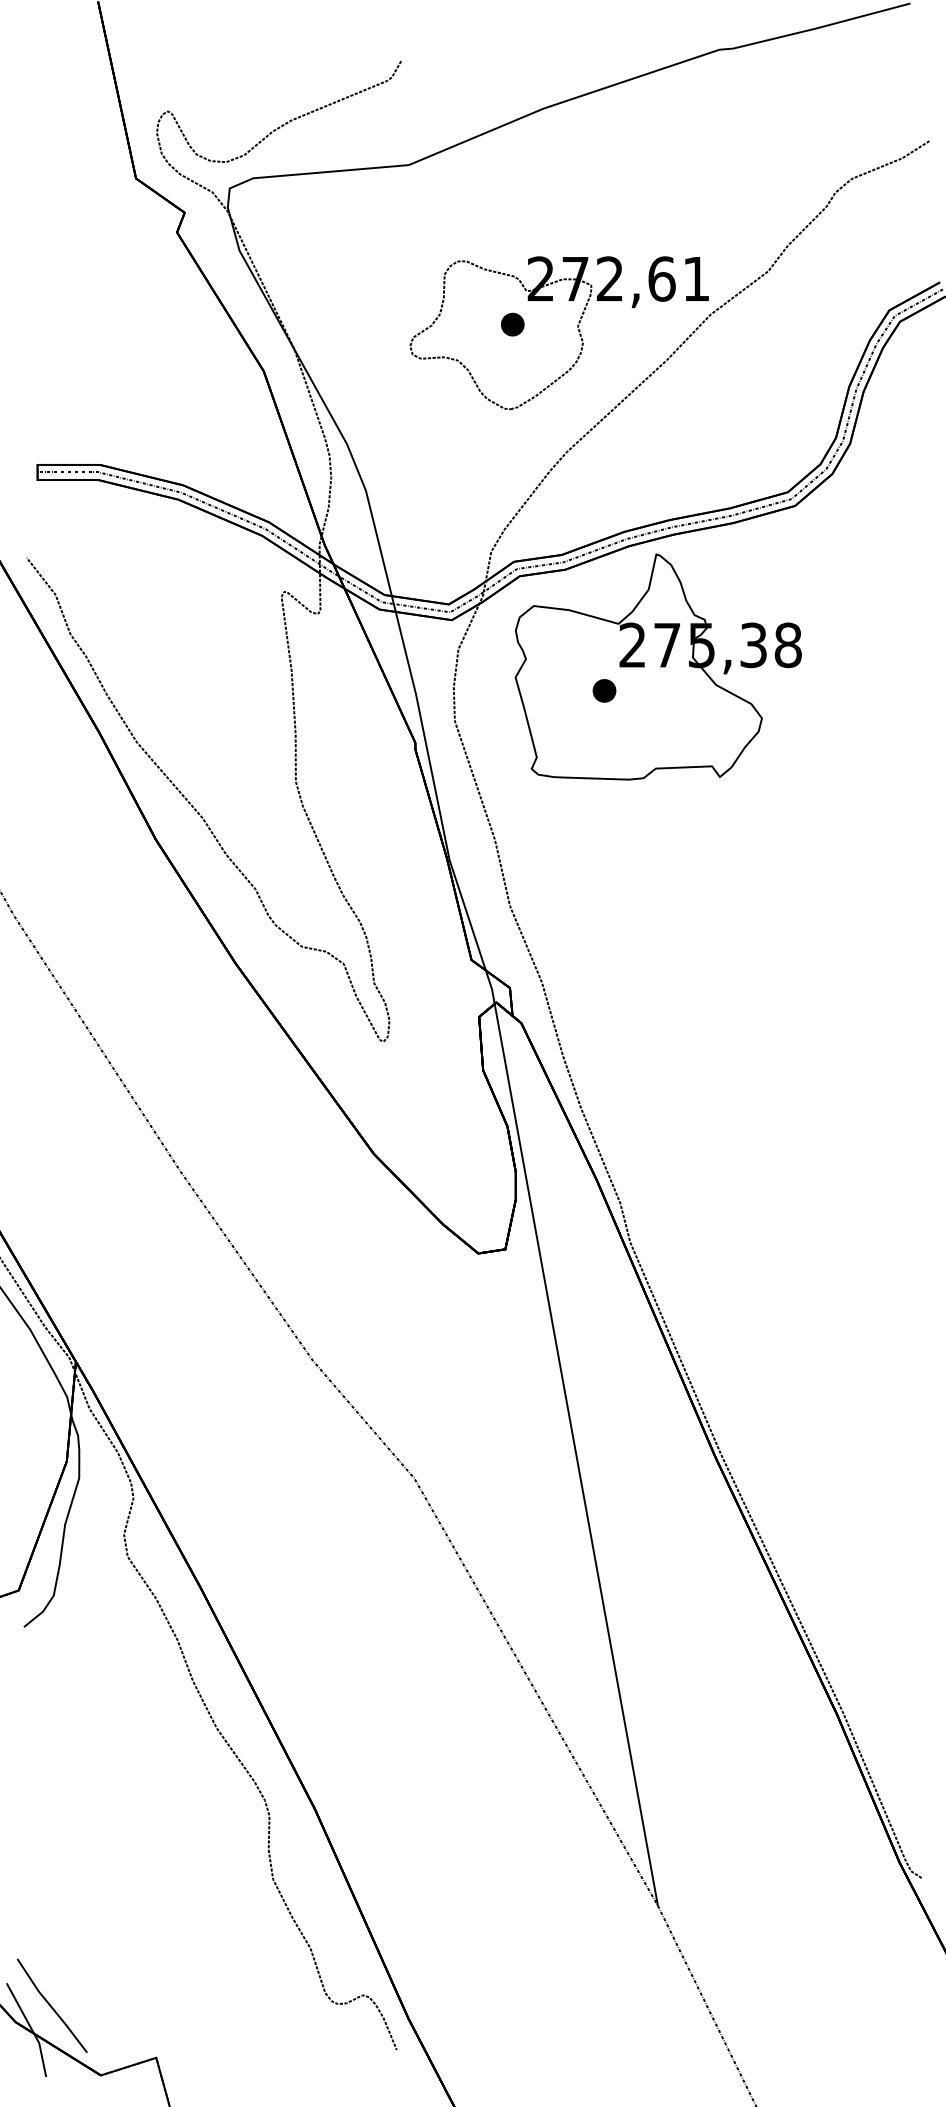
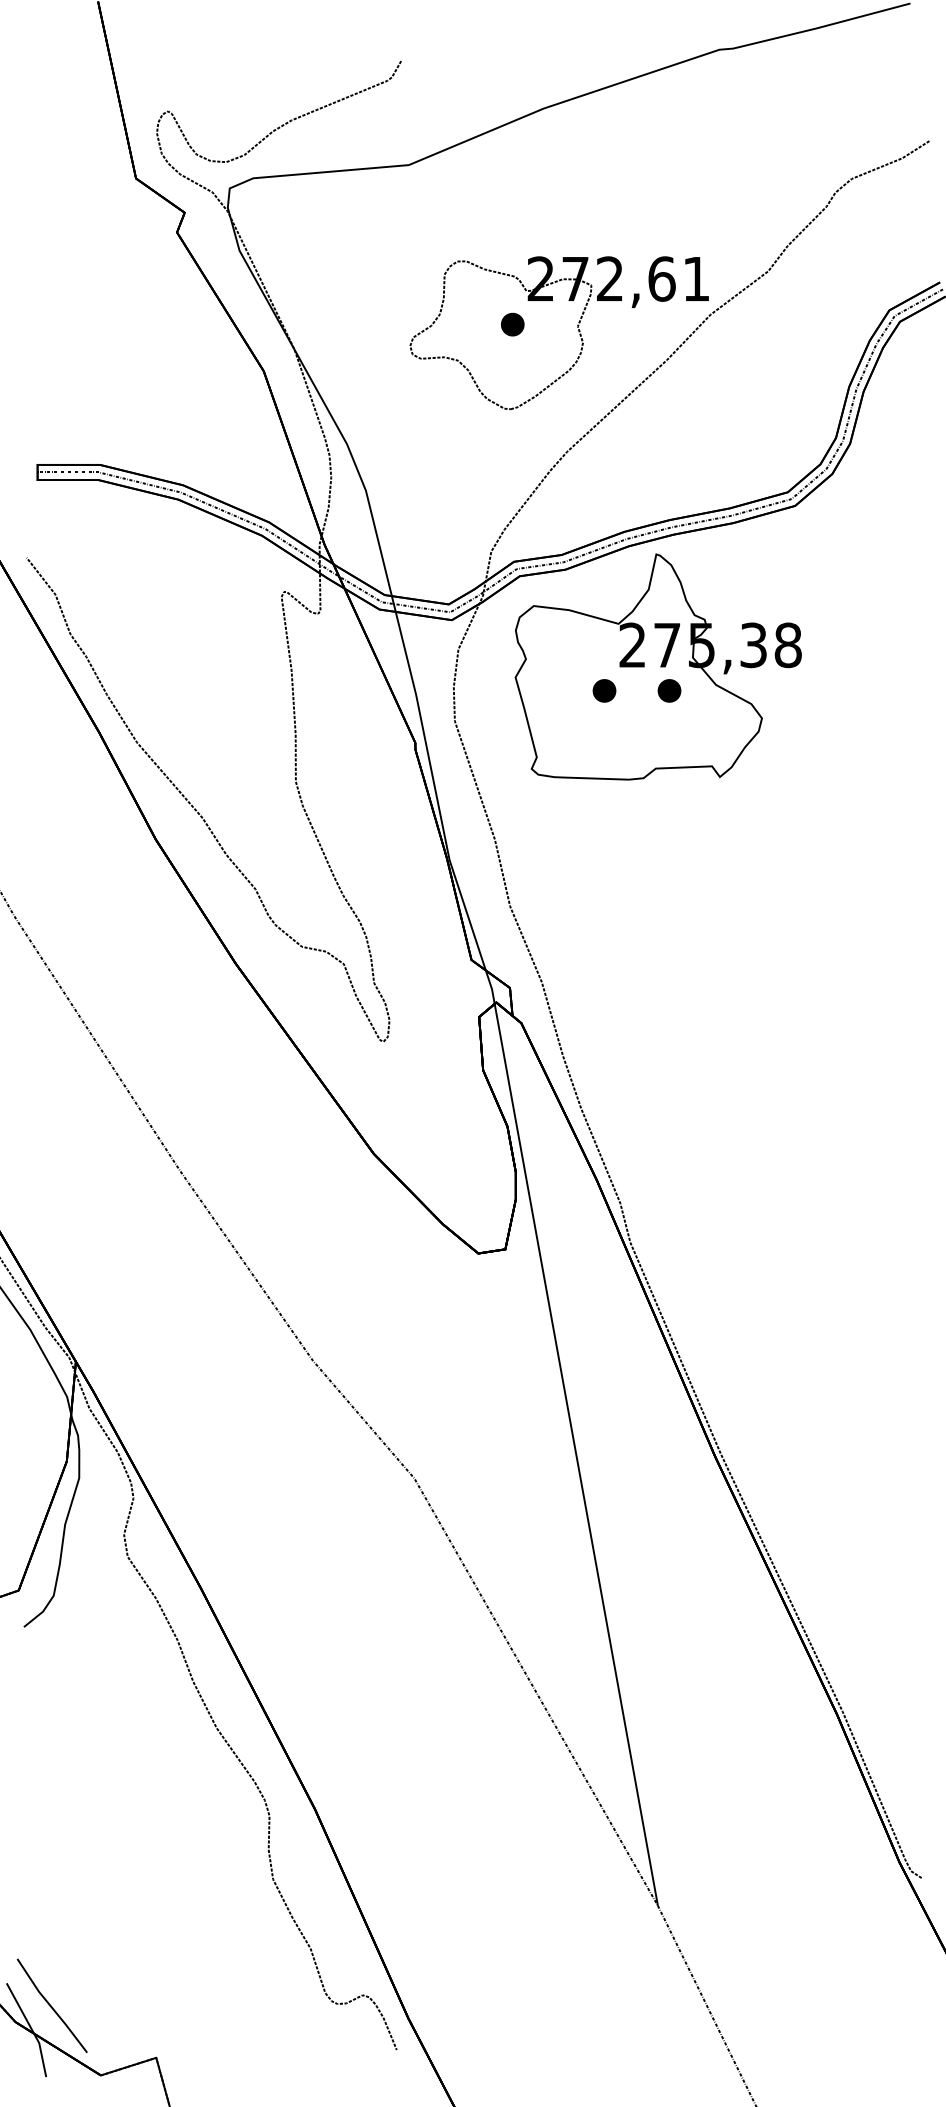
part: none -> present (669, 690)
